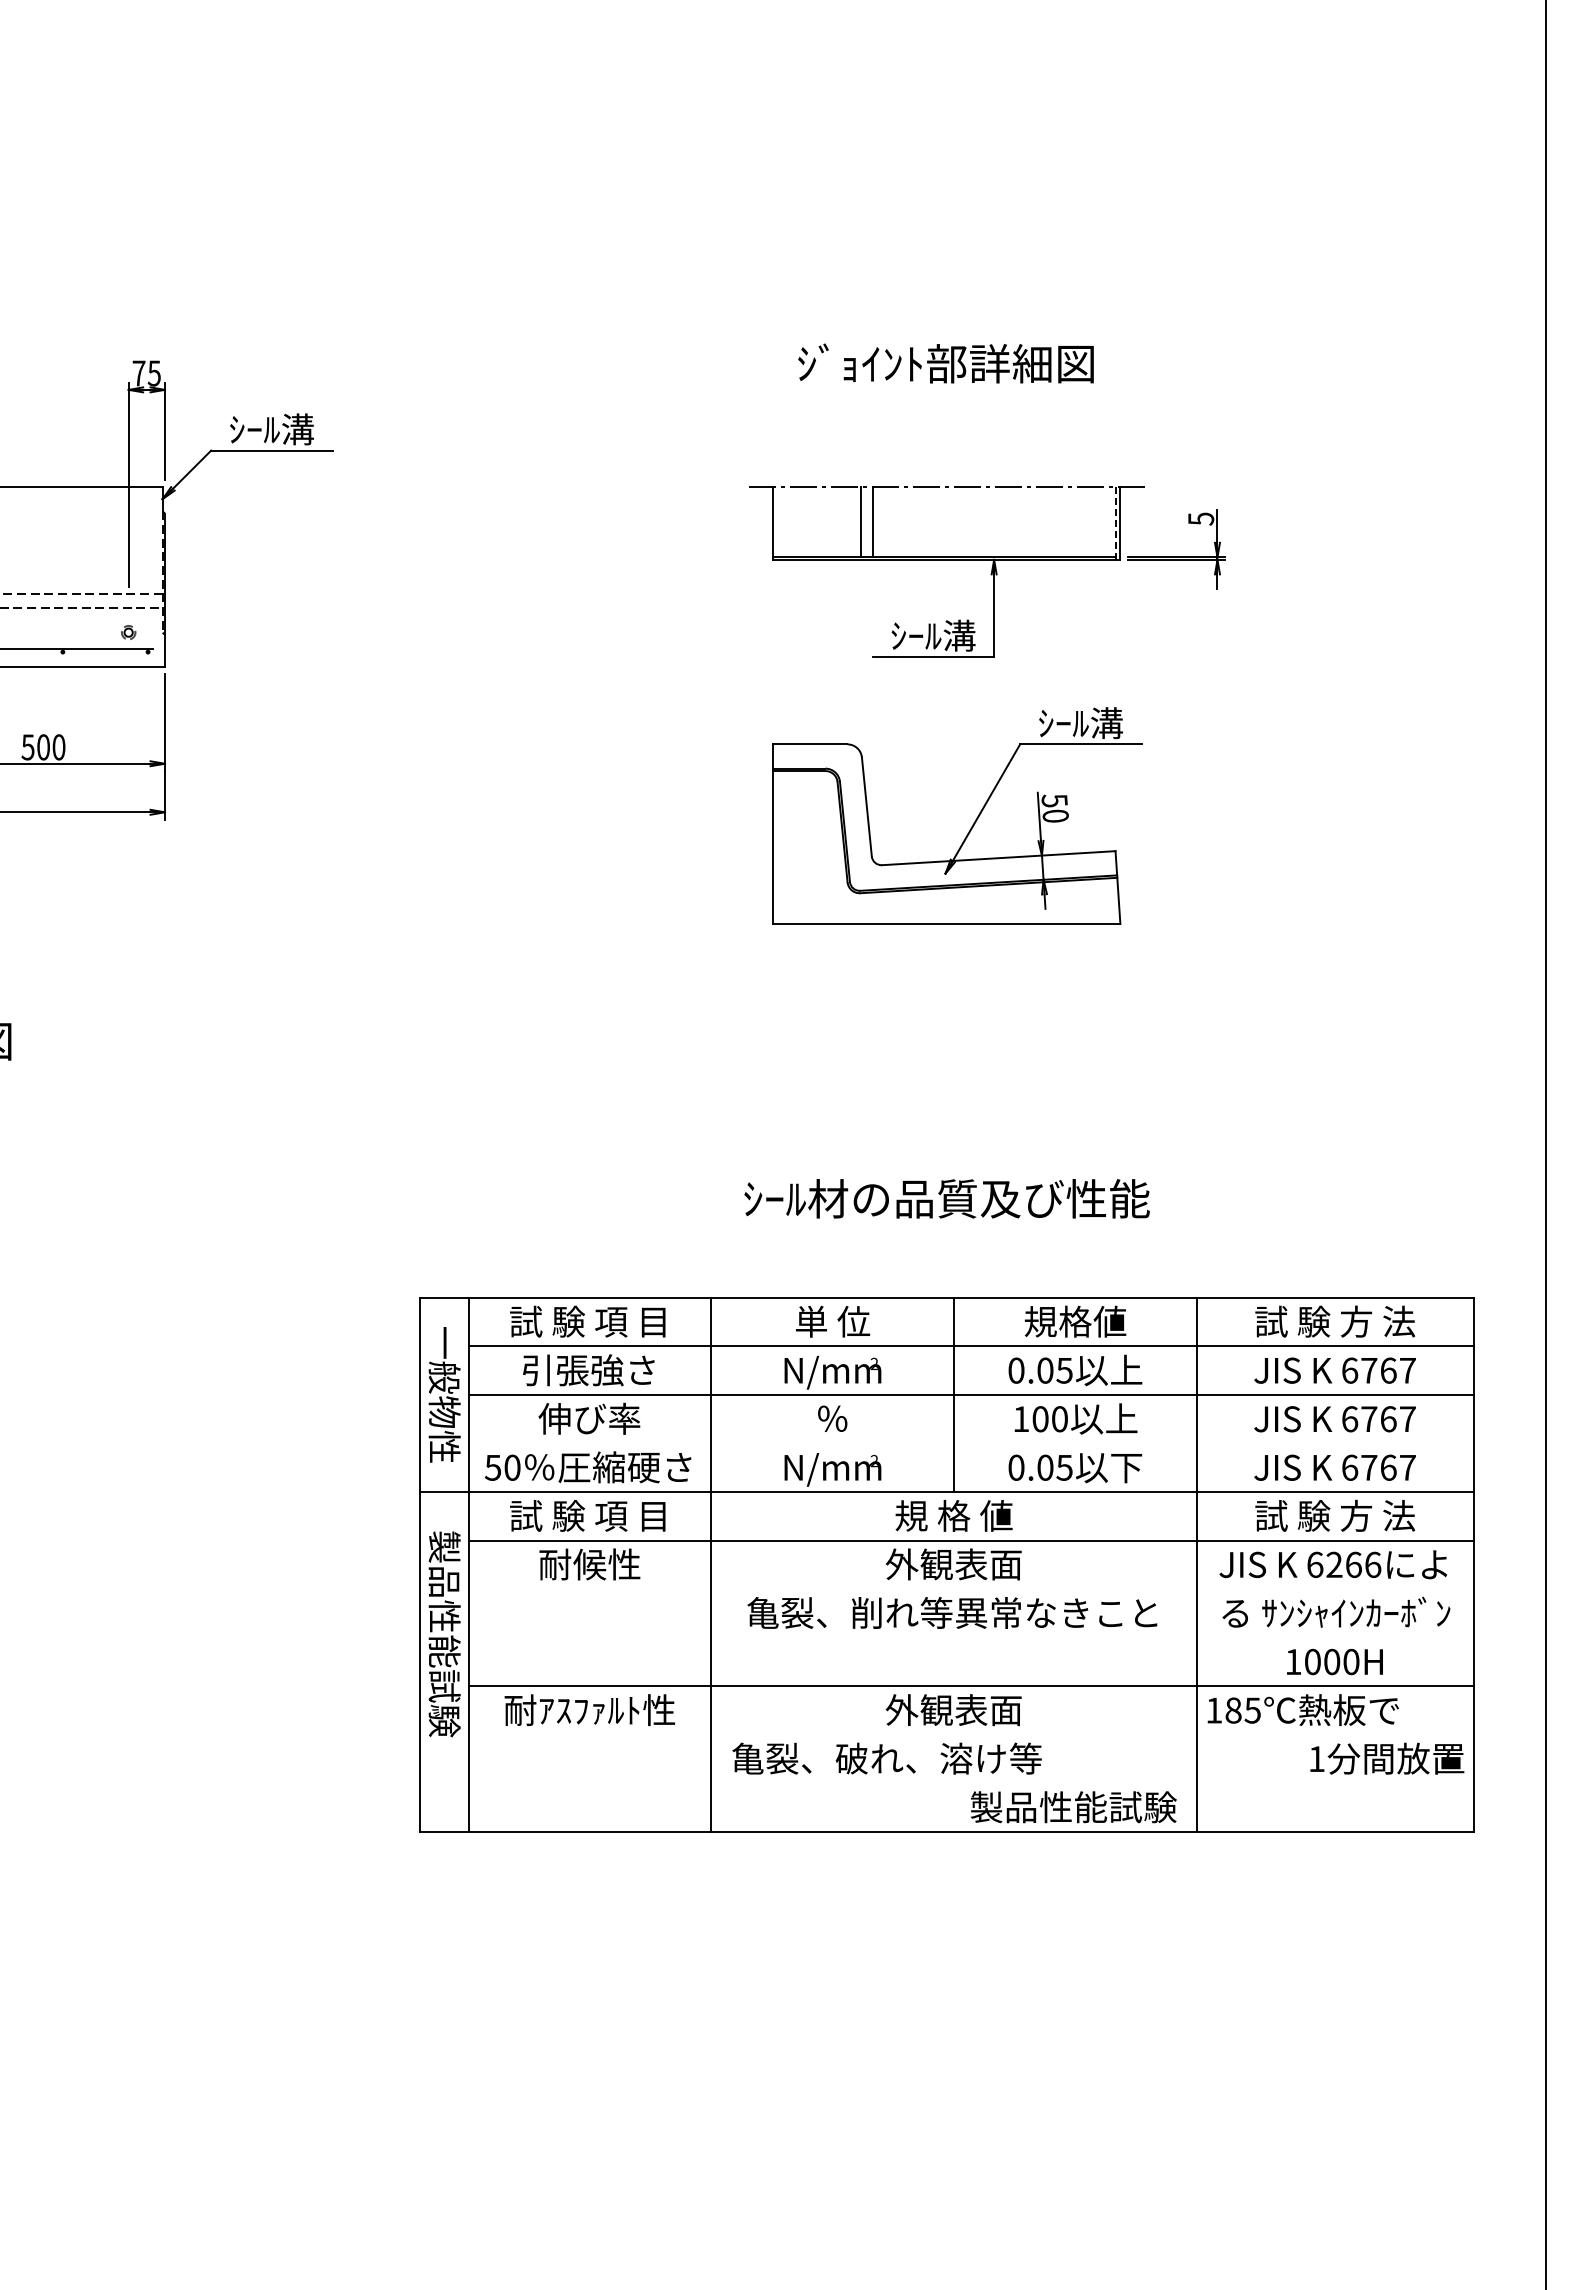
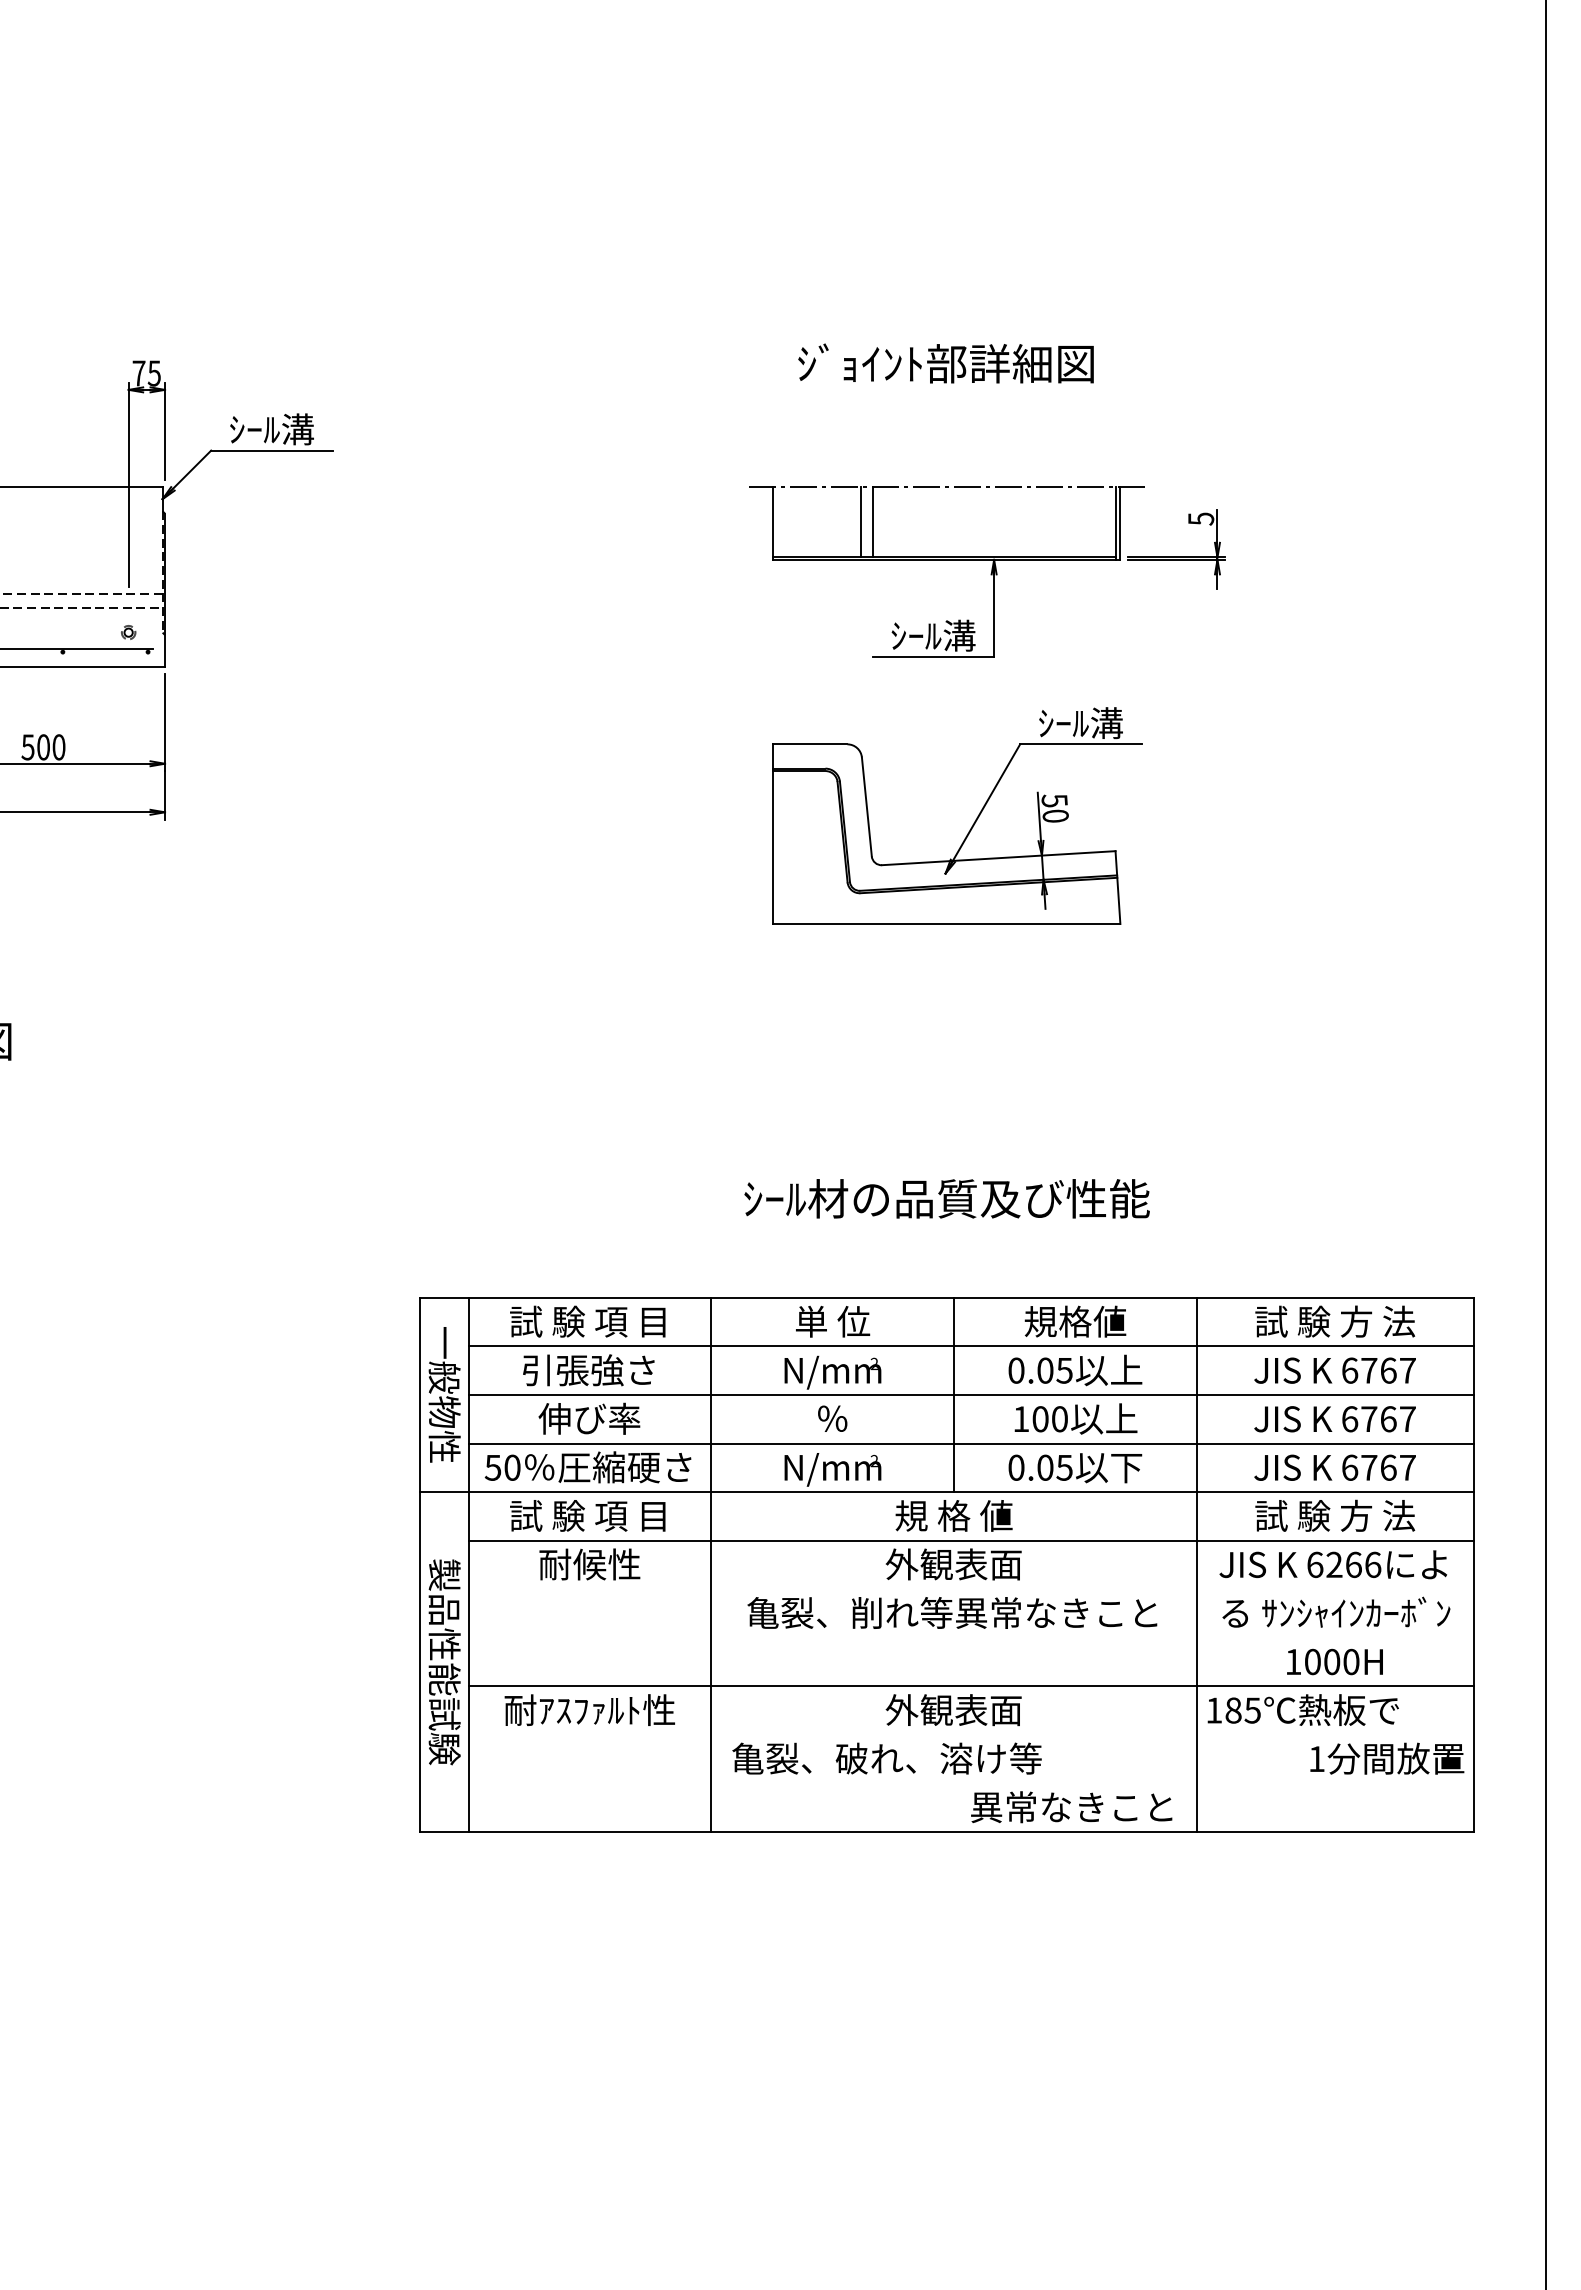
line: dashed -> solid (1115, 523)
line: none -> present (970, 1443)
text position: (444, 1634) -> (444, 1662) (444, 1662)
text: 製品性能試験 -> 異常なきこと (1073, 1807)
